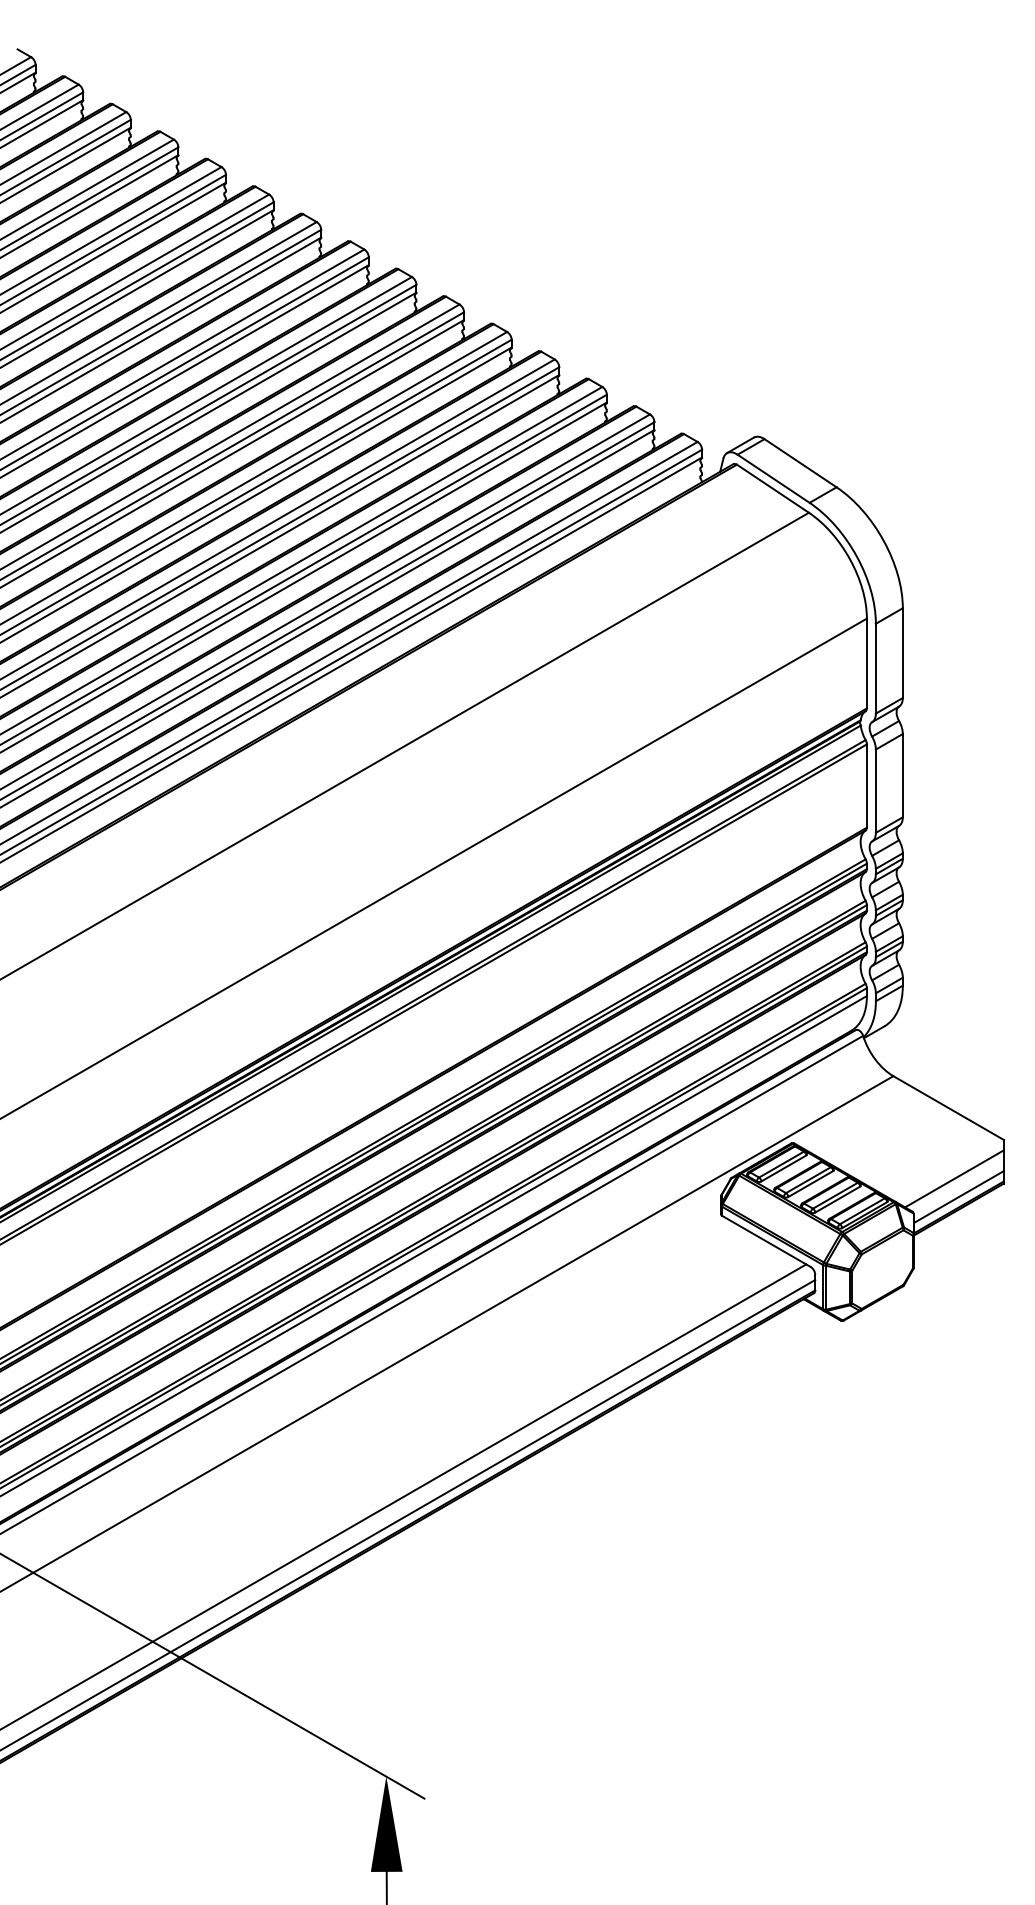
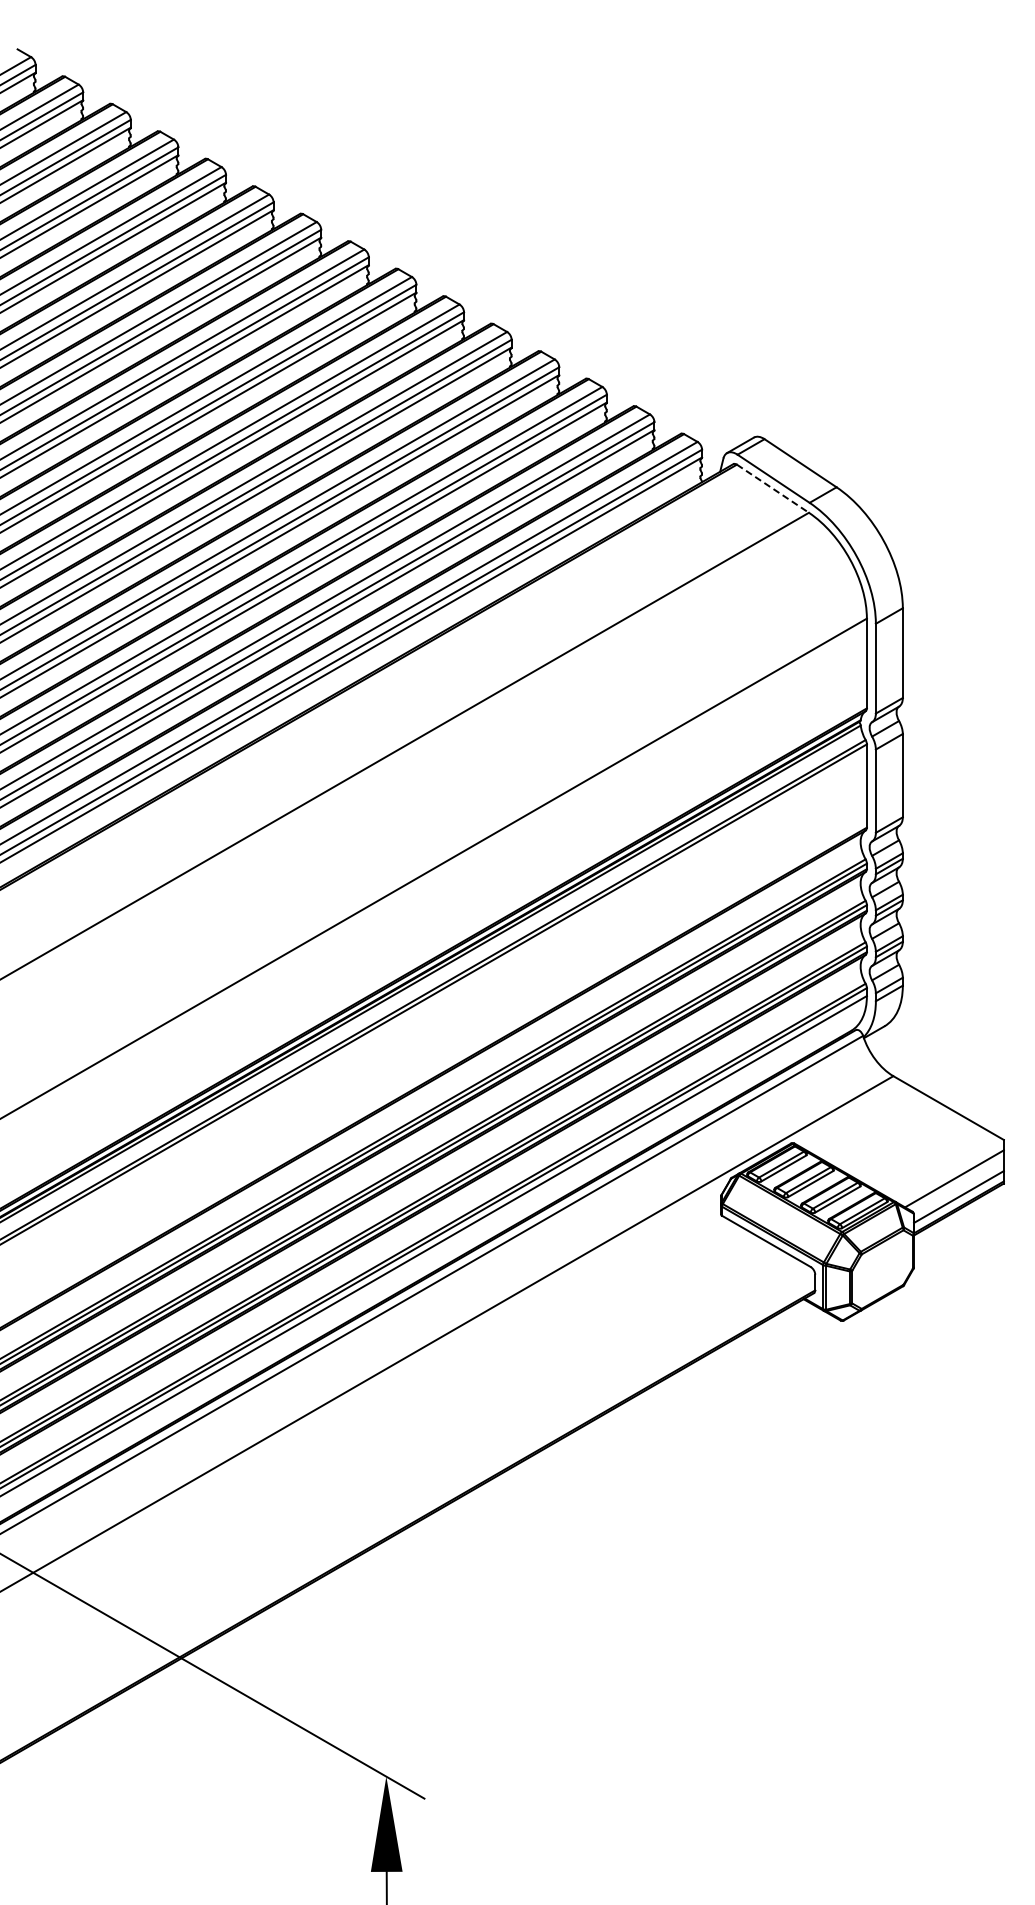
line: solid -> dashed (773, 489)
line: present -> none (404, 1496)
line: present -> none (408, 1514)
